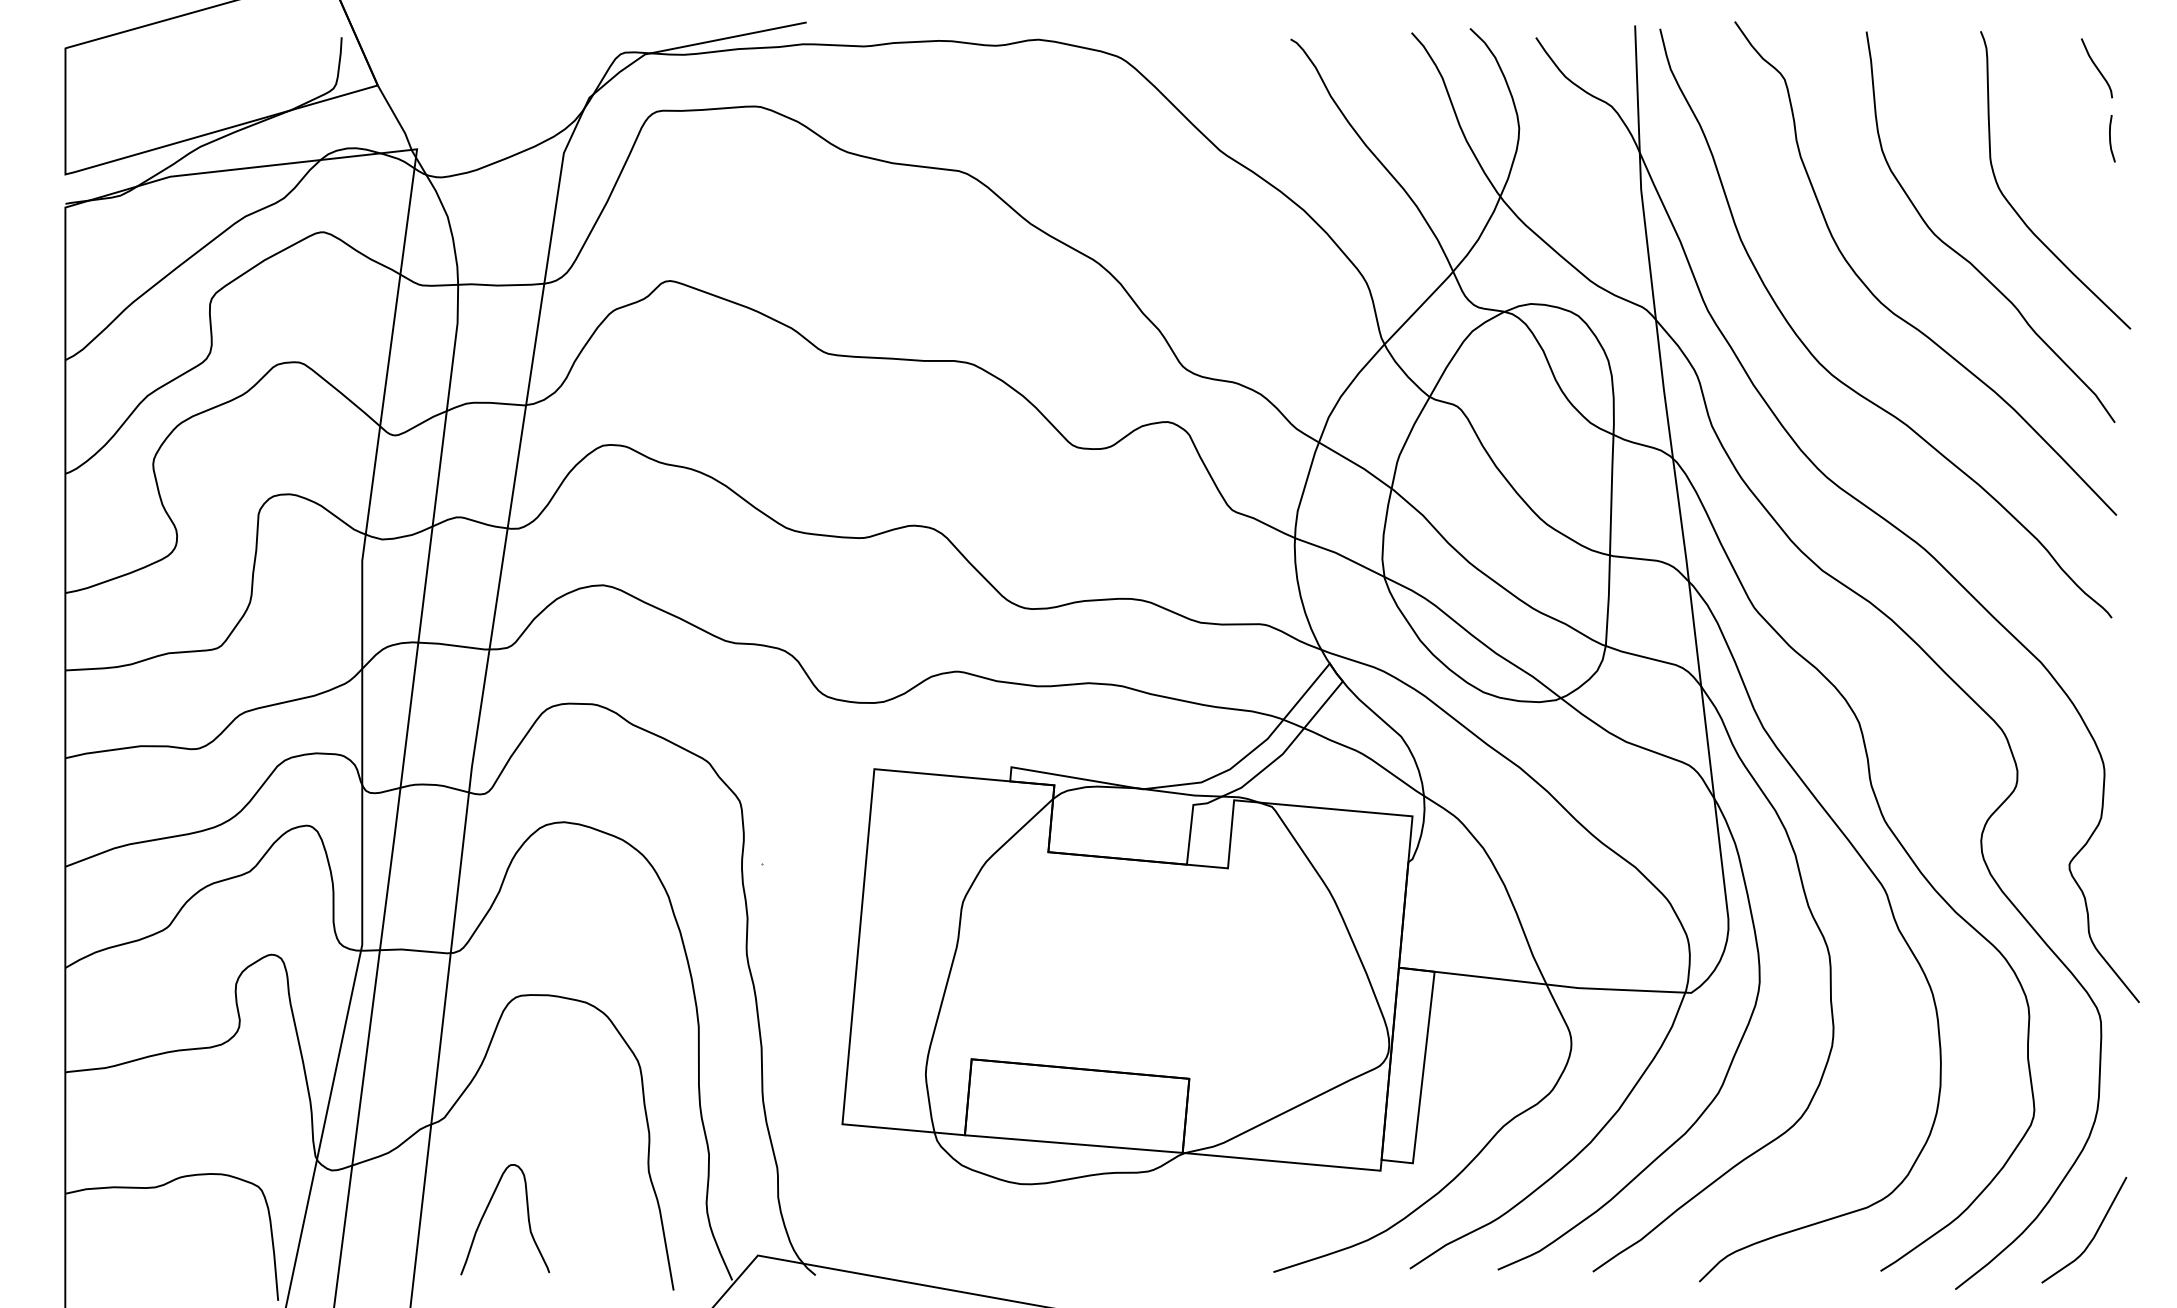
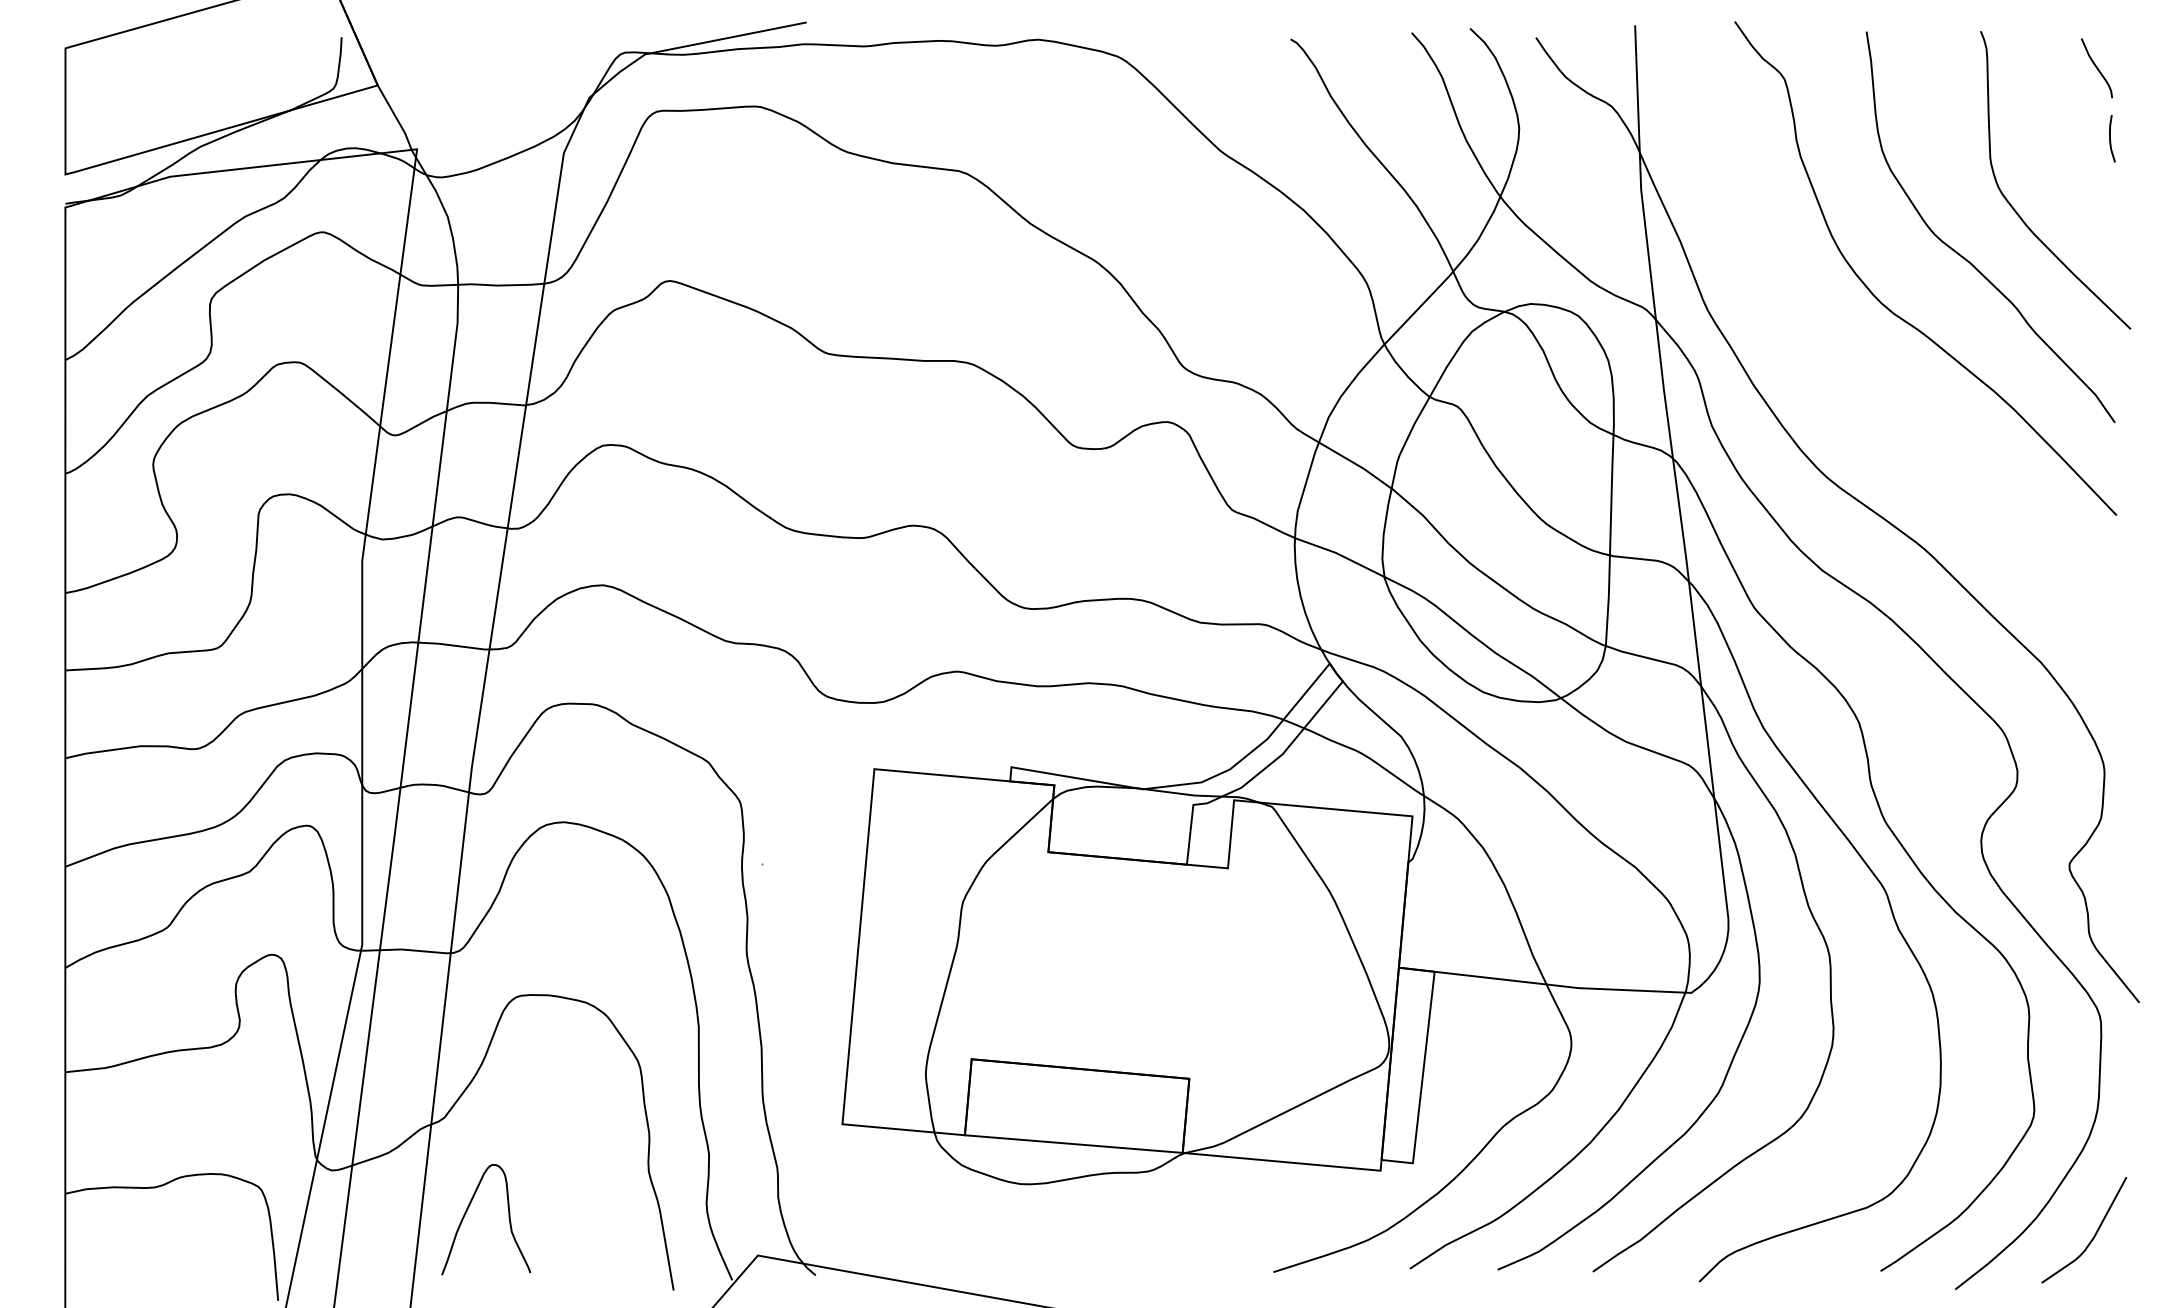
curve: present -> none (1845, 383)
curve position: (487, 1209) -> (468, 1209) (468, 1209)
